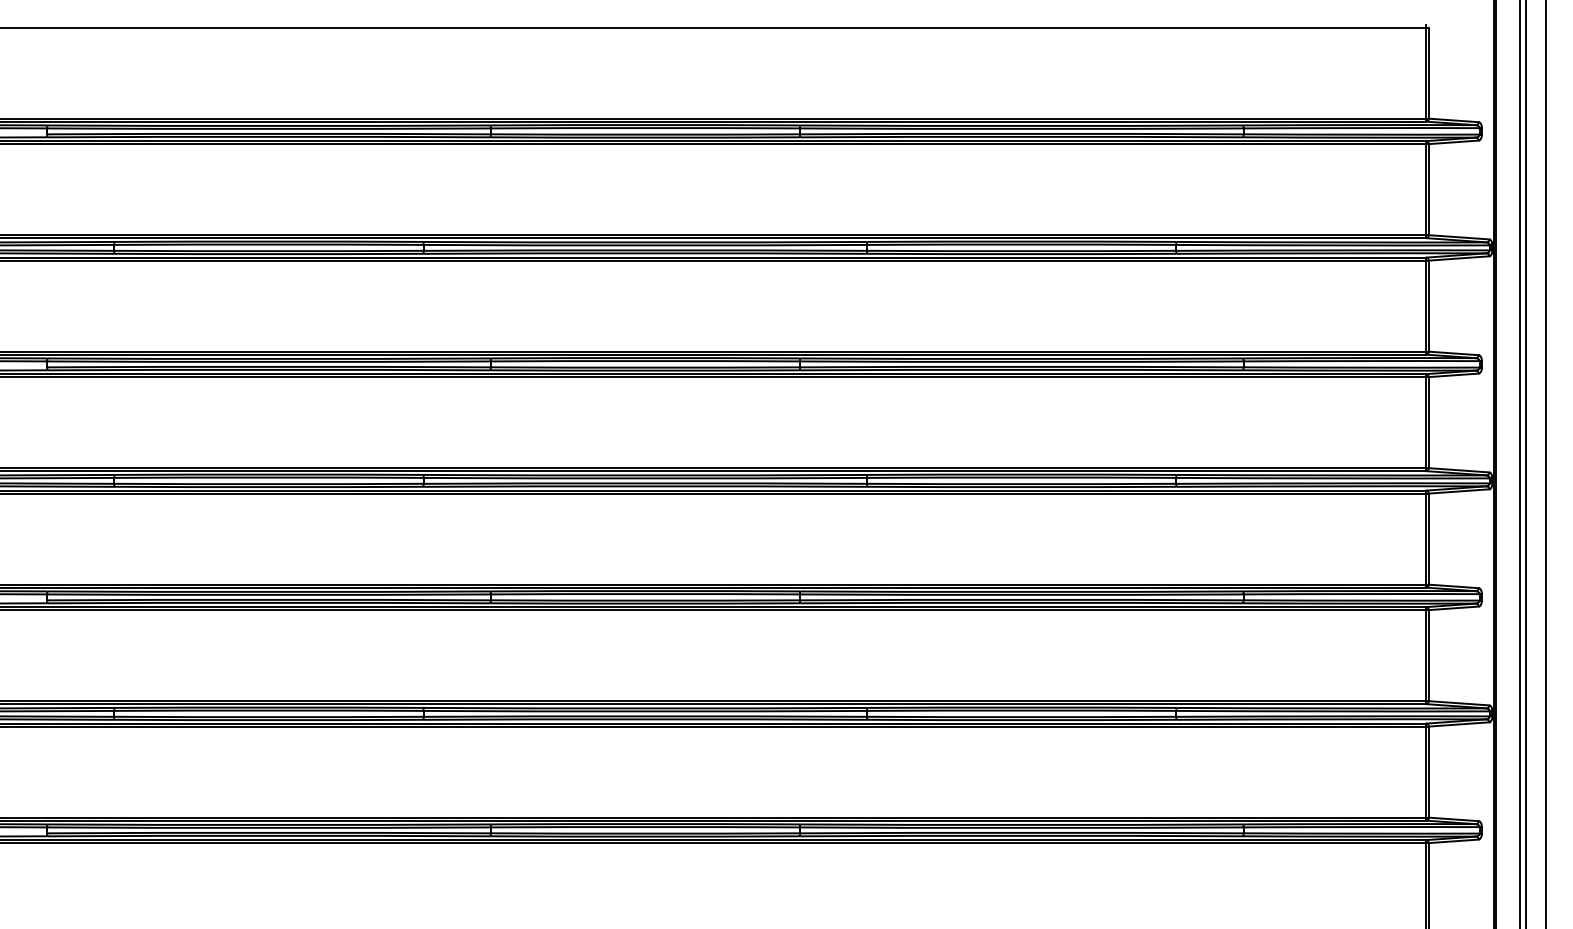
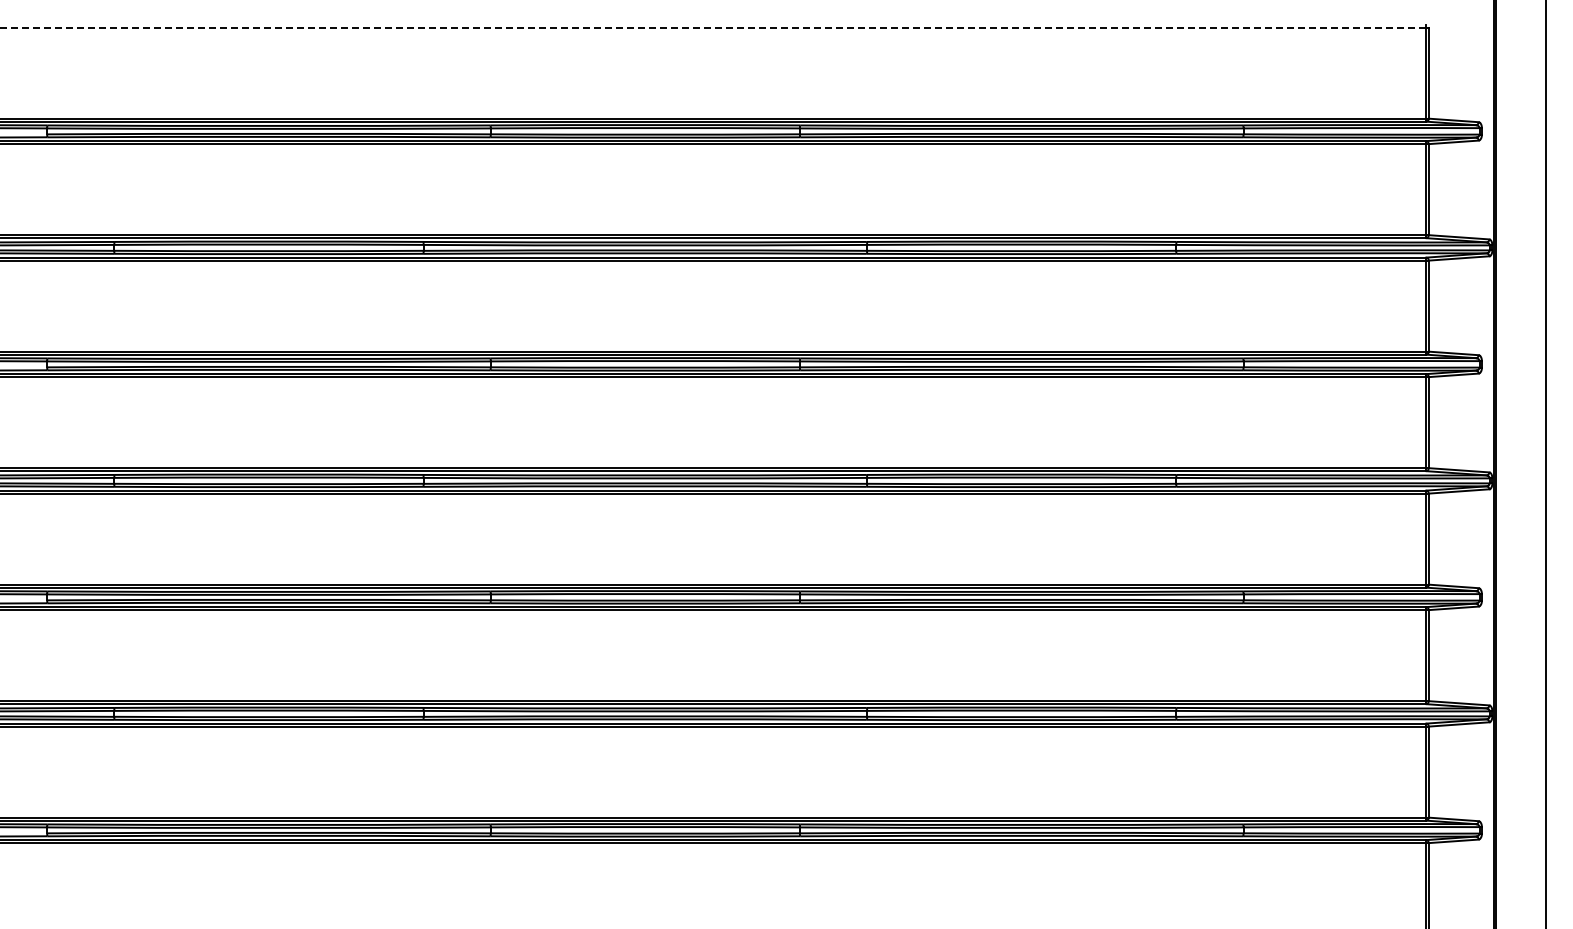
line: solid -> dashed (713, 27)
line: present -> none (1519, 463)
line: present -> none (1525, 463)
